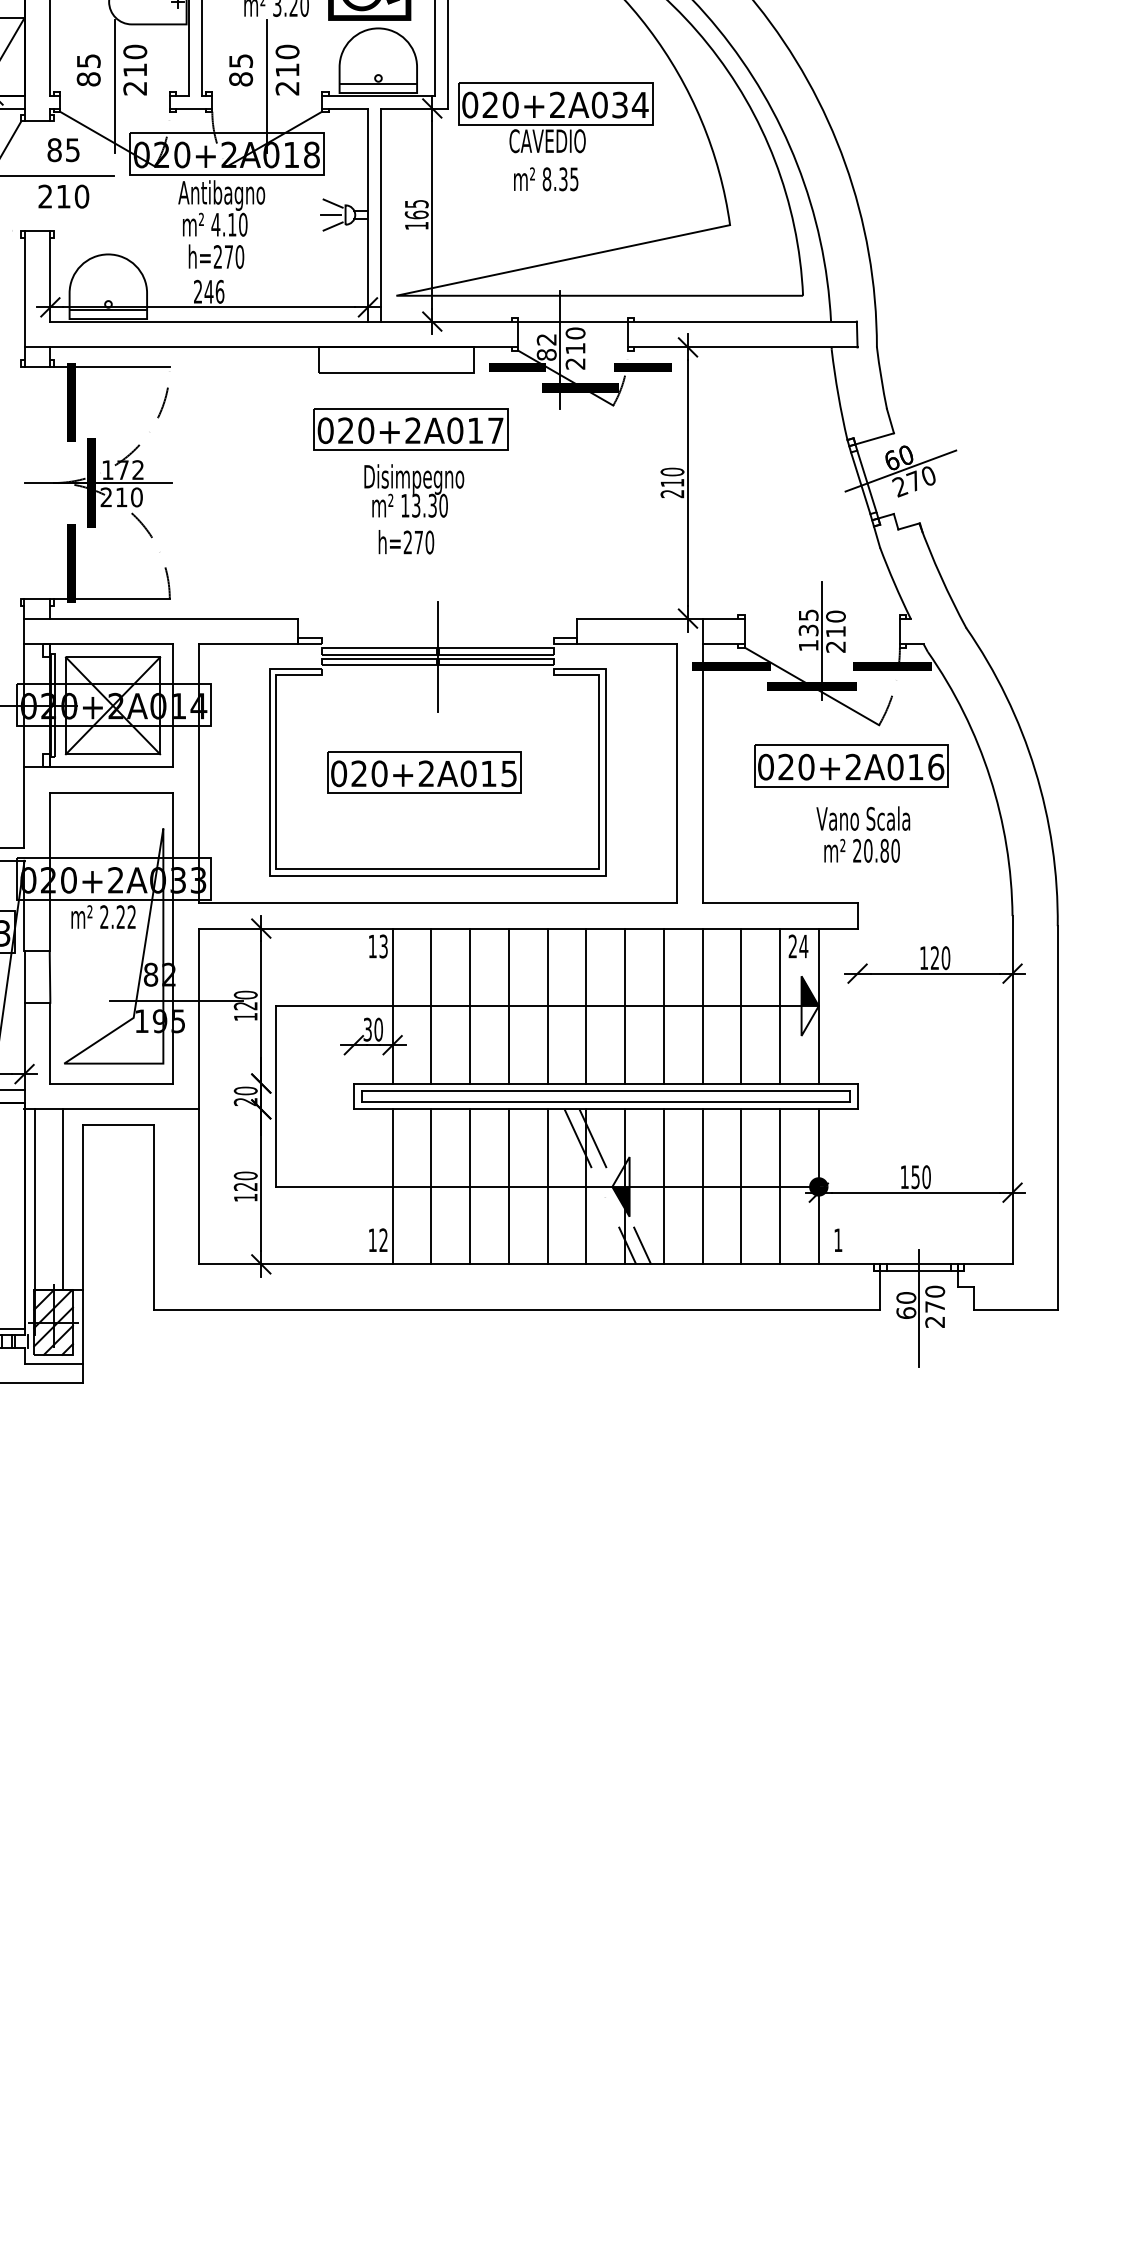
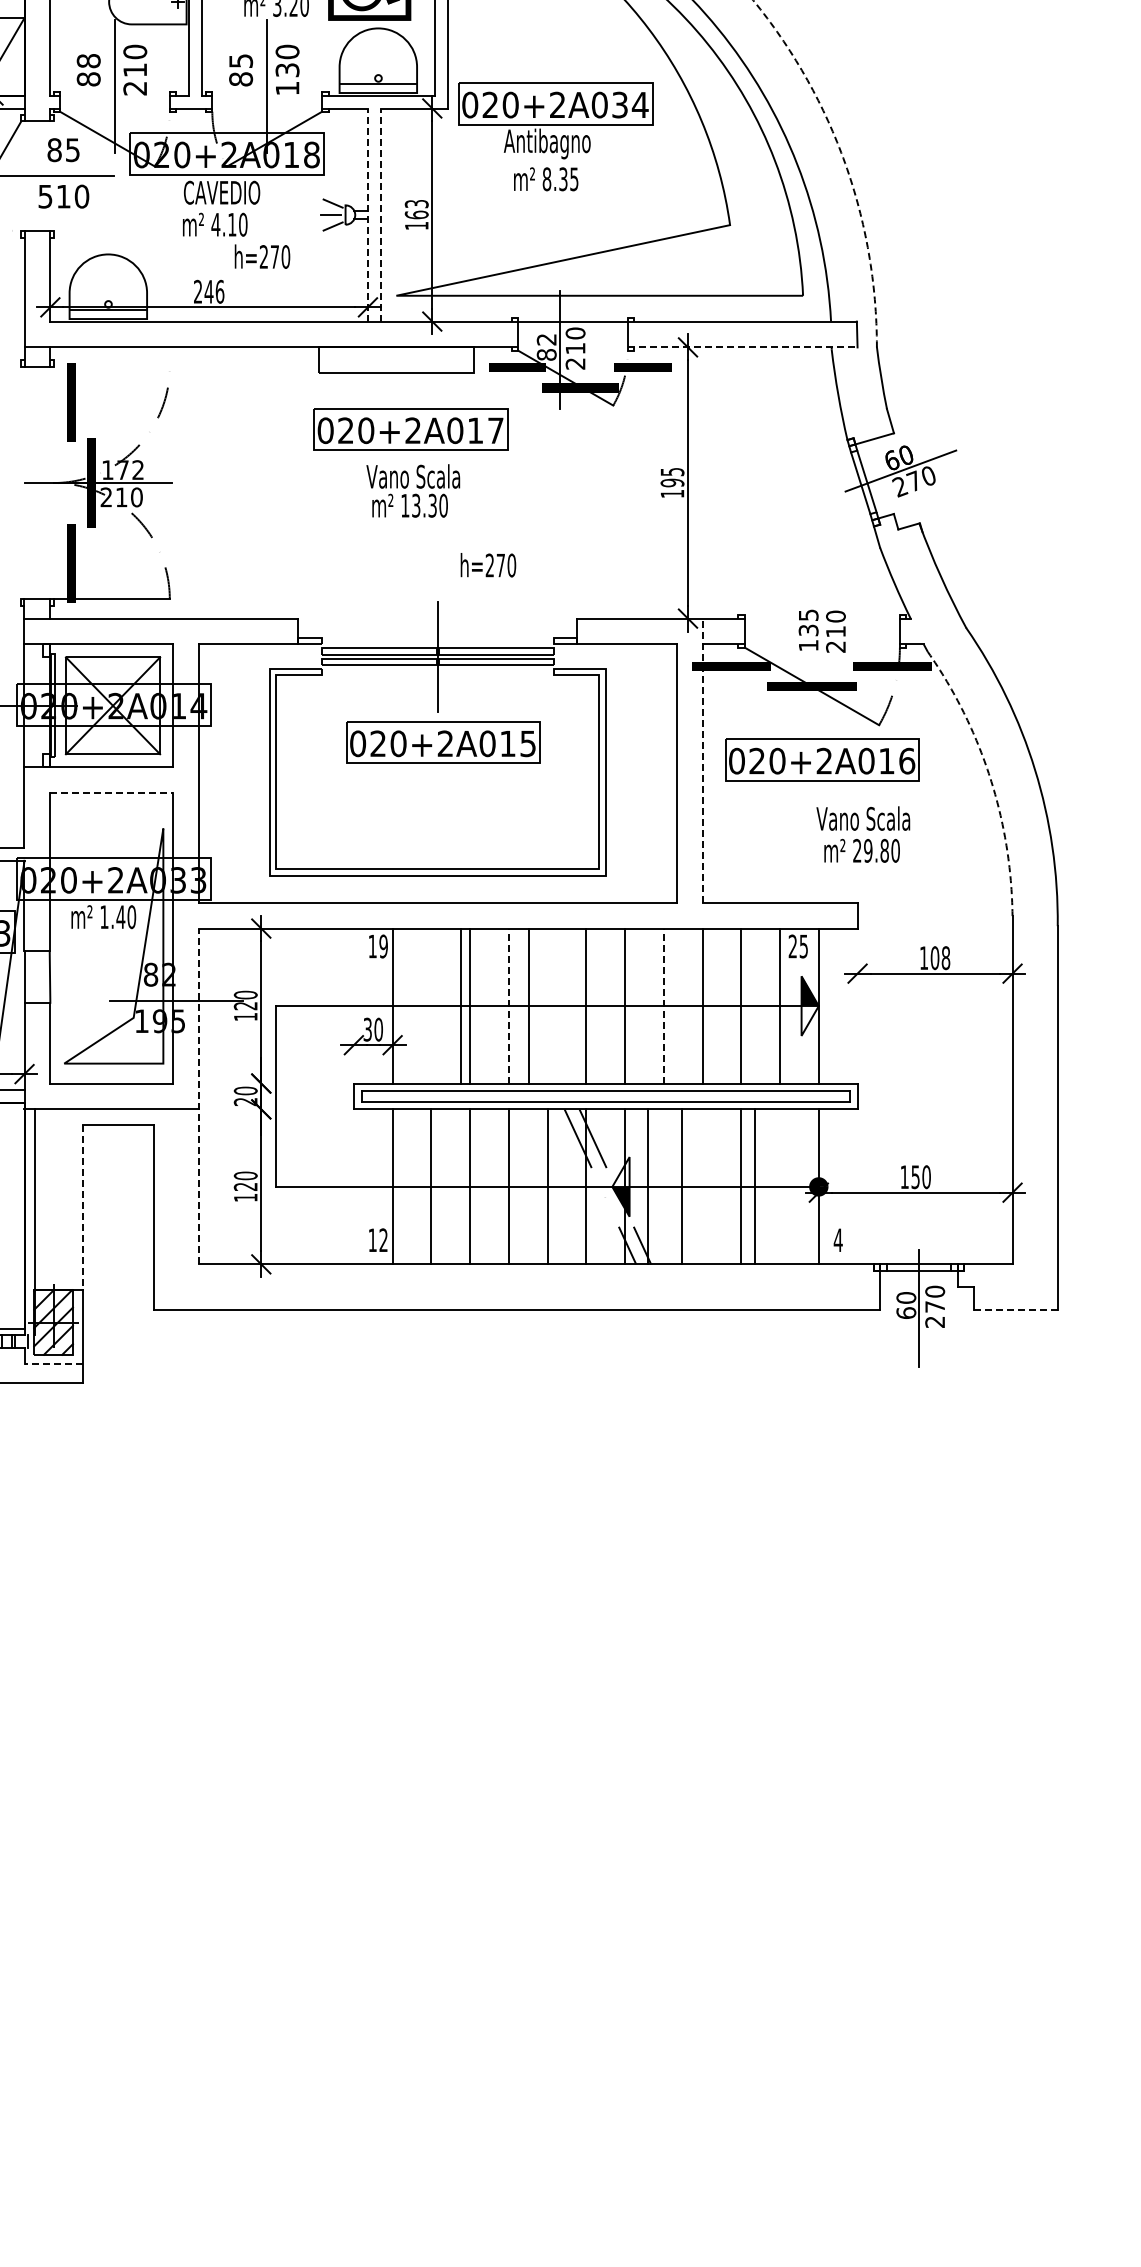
text: 85 -> 88 (88, 61)
text: 210 -> 130 (287, 79)
text: CAVEDIO -> Antibagno (546, 143)
arc: solid -> dashed (845, 163)
text: Antibagno -> CAVEDIO (221, 195)
text: 210 -> 510 (45, 196)
text: 165 -> 163 (415, 203)
line: solid -> dashed (367, 215)
line: solid -> dashed (380, 215)
text position: (216, 256) -> (262, 256) (262, 256)
line: solid -> dashed (742, 347)
line: present -> none (111, 366)
text: Disimpegno -> Vano Scala (414, 479)
text: 210 -> 195 (672, 482)
text position: (406, 542) -> (488, 565) (488, 565)
line: present -> none (821, 640)
line: solid -> dashed (702, 760)
part position: (851, 765) -> (822, 759) (822, 759)
part position: (424, 772) -> (443, 742) (443, 742)
arc: solid -> dashed (990, 777)
line: solid -> dashed (111, 793)
text: 20.80 -> 29.80 (868, 850)
text: 2.22 -> 1.40 (118, 917)
text: 13 -> 19 (383, 946)
text: 24 -> 25 (803, 946)
text: 120 -> 108 (940, 958)
line position: (431, 1005) -> (461, 1005) (461, 1005)
line: solid -> dashed (508, 1005)
line position: (547, 1005) -> (528, 1005) (528, 1005)
line: solid -> dashed (663, 1005)
line: solid -> dashed (198, 1096)
line position: (663, 1186) -> (647, 1186) (647, 1186)
line position: (702, 1186) -> (681, 1186) (681, 1186)
line position: (780, 1186) -> (755, 1186) (755, 1186)
line: present -> none (63, 1199)
line: solid -> dashed (82, 1207)
text: 1 -> 4 (837, 1239)
line: solid -> dashed (1015, 1309)
line: solid -> dashed (53, 1364)
